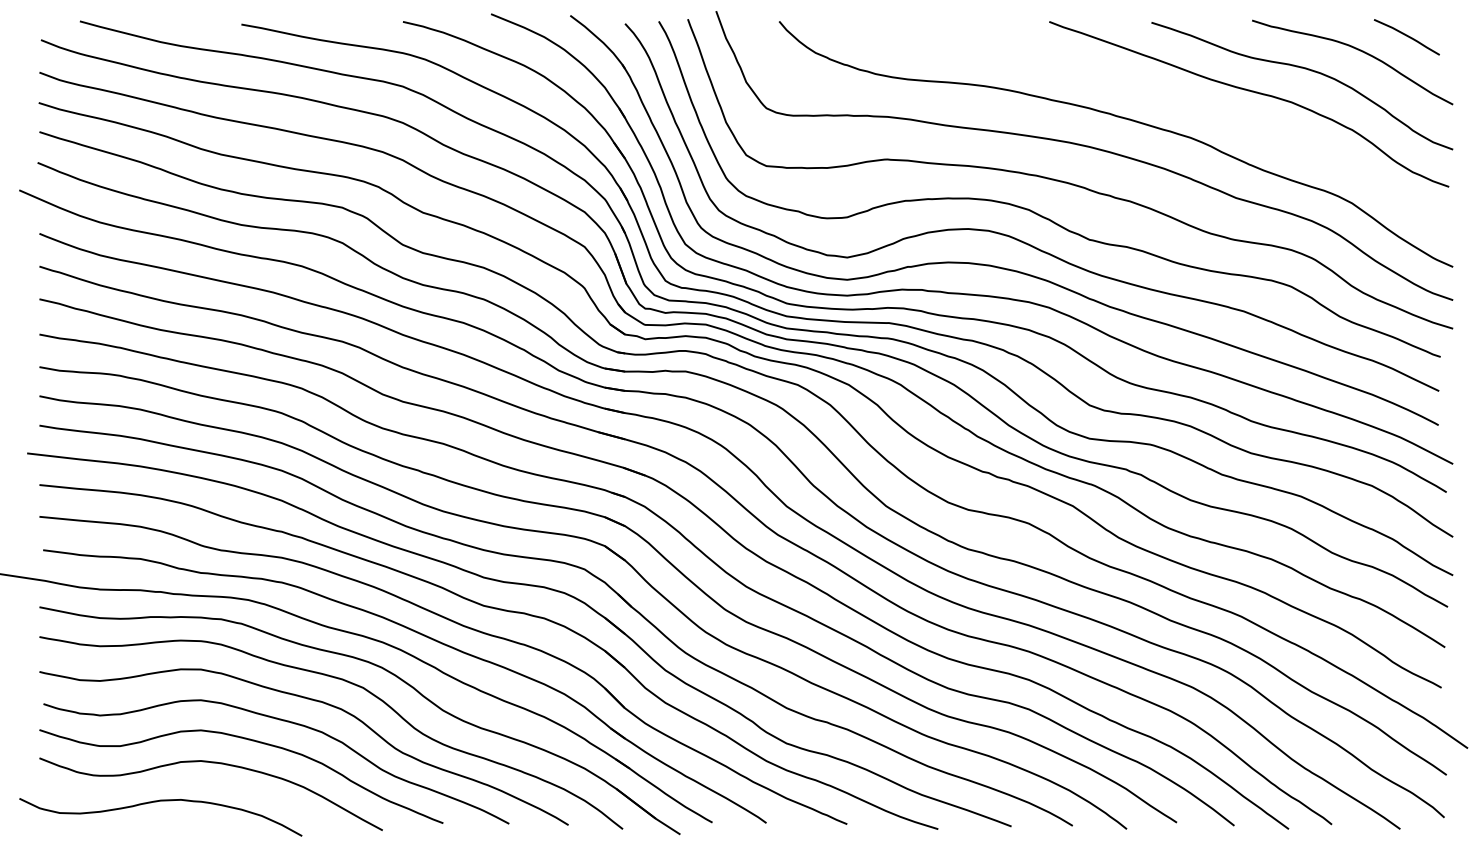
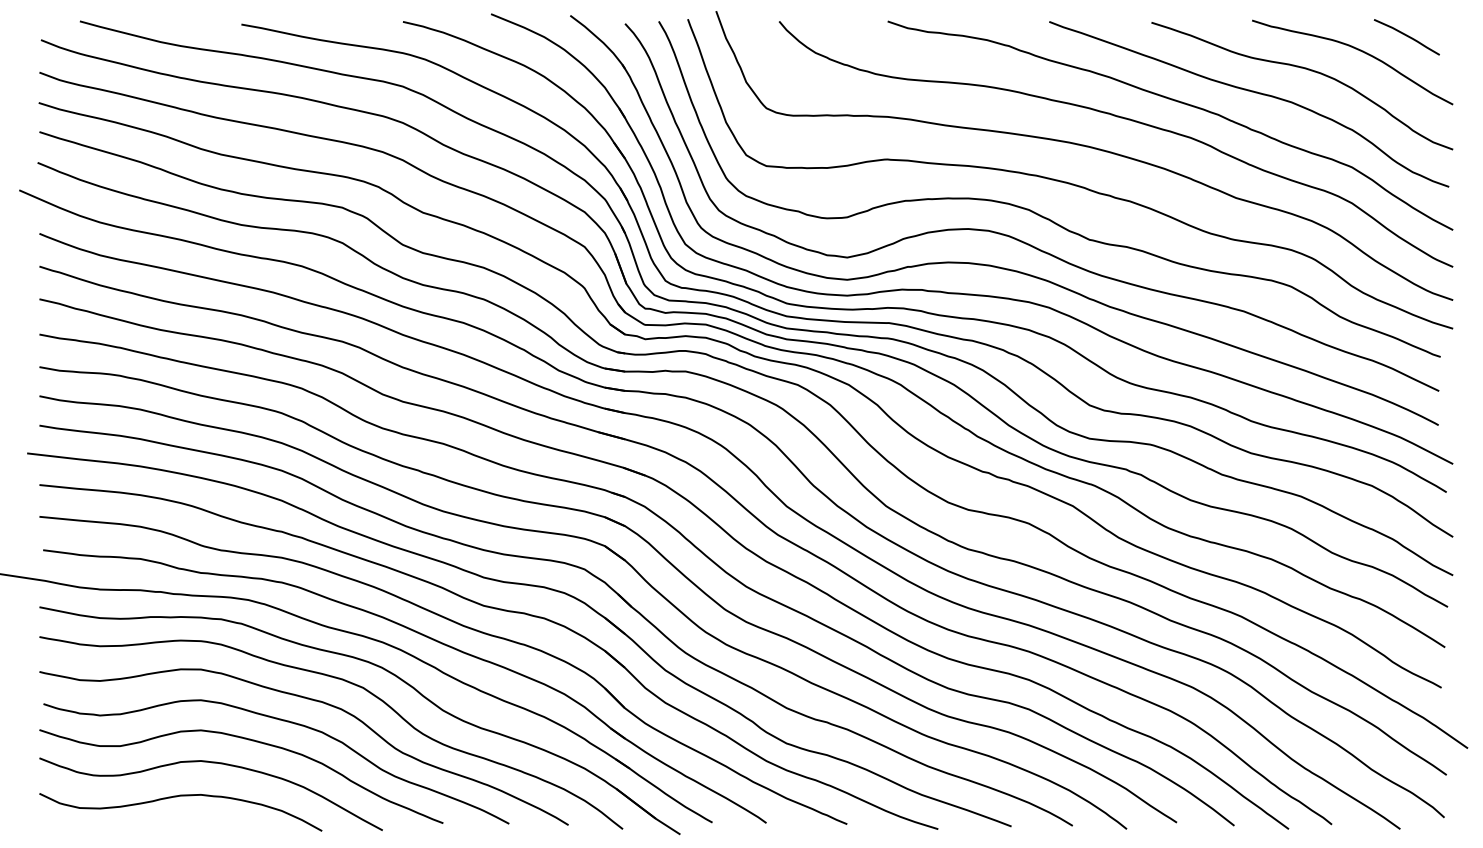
curve: none -> present (1177, 102)
curve position: (156, 802) -> (176, 797) (176, 797)
